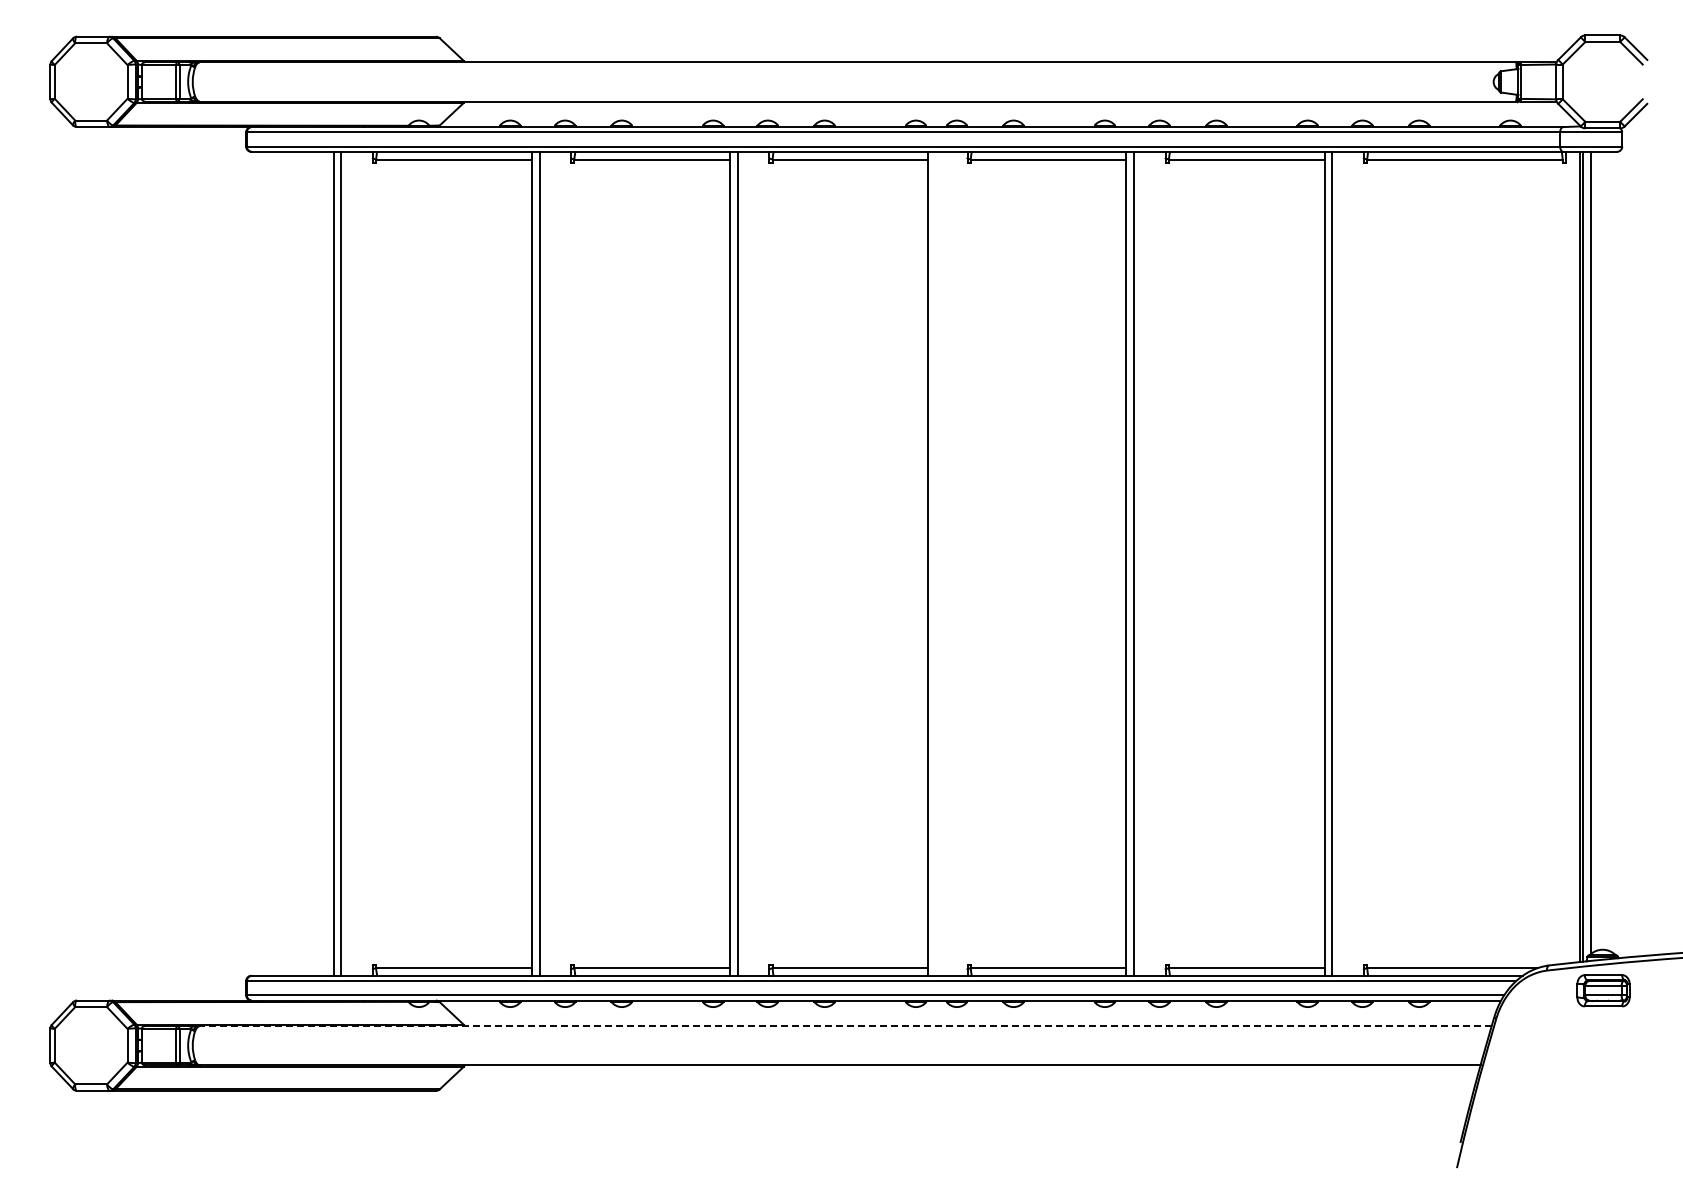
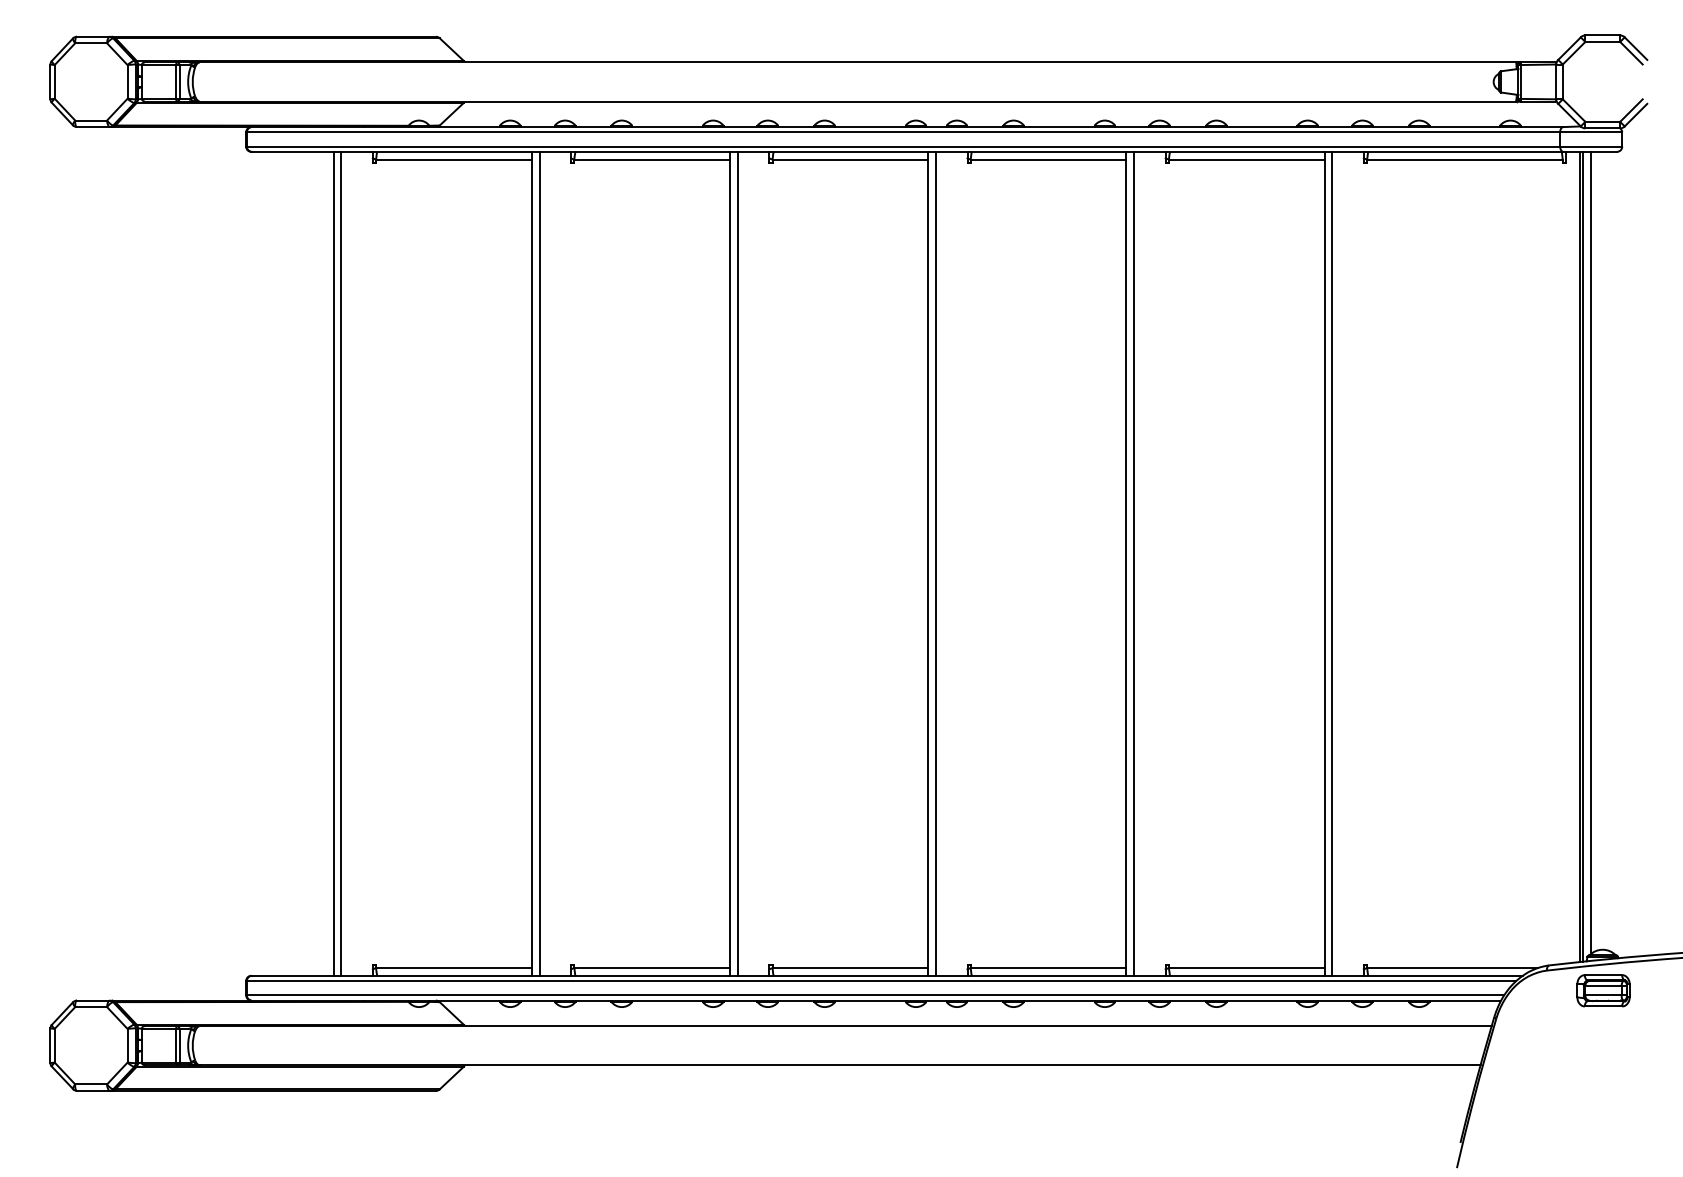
line: none -> present (935, 563)
line: dashed -> solid (845, 1026)
